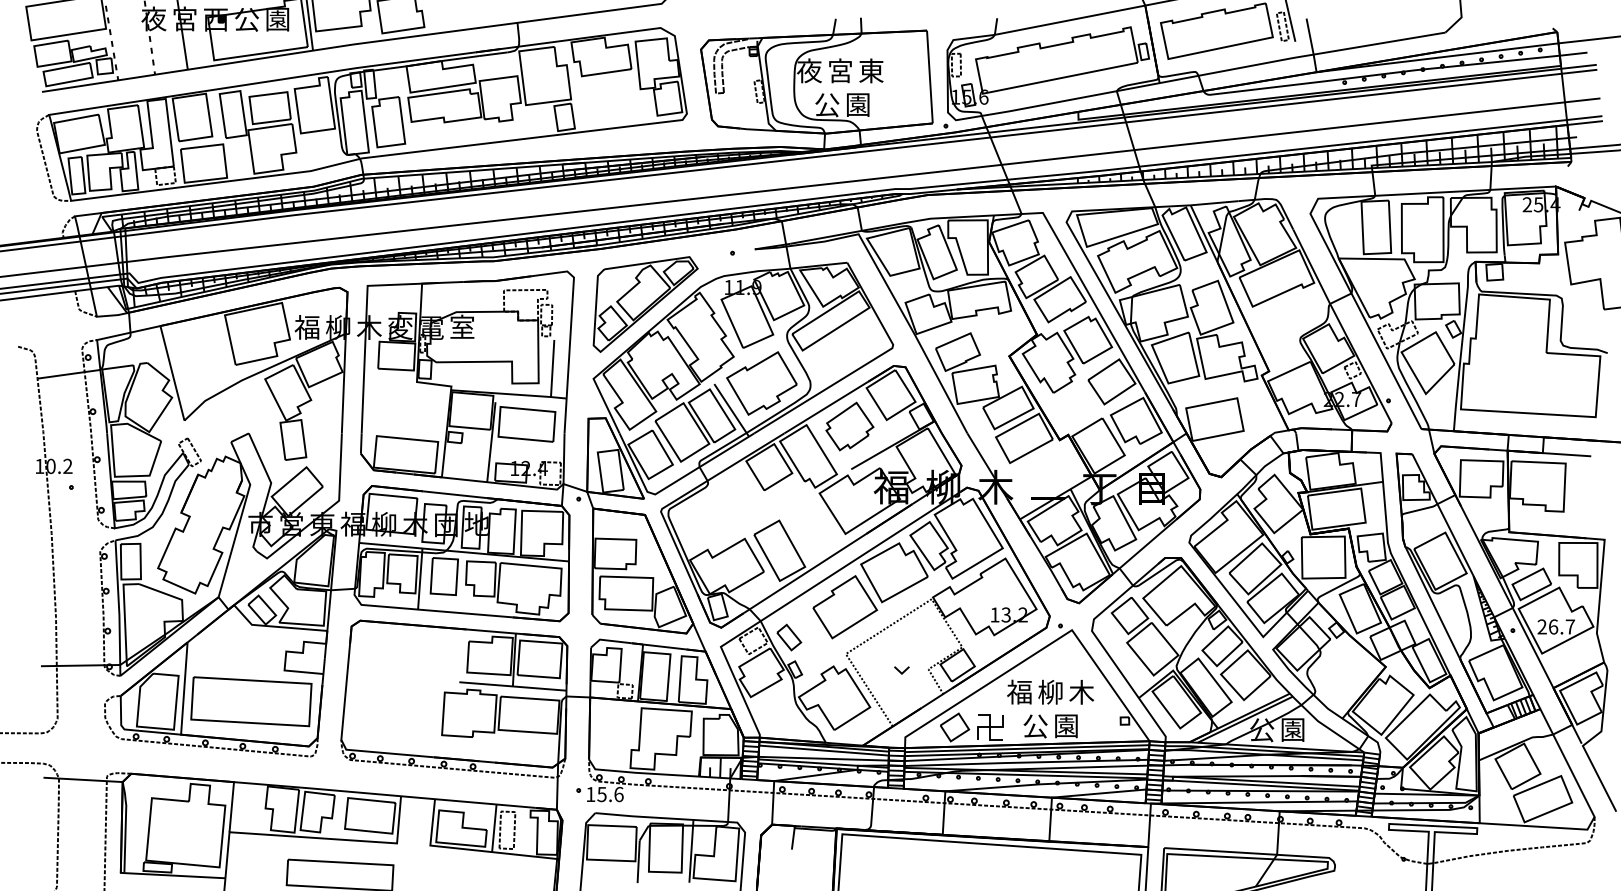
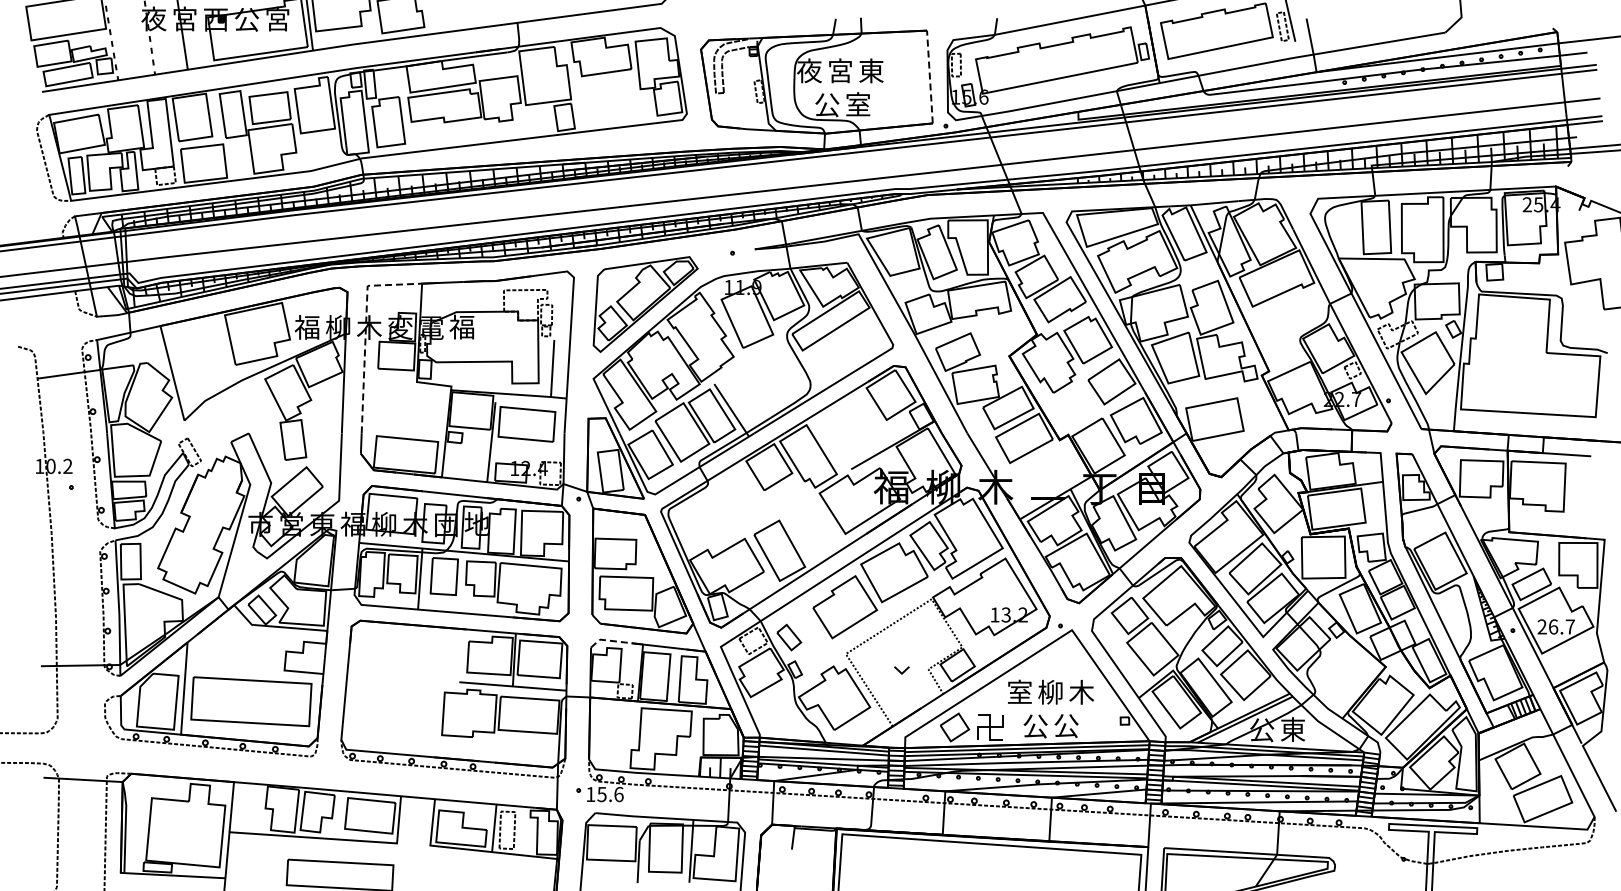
text: 園 -> 宮 (277, 18)
line: solid -> dashed (929, 76)
text: 園 -> 室 (858, 104)
text: 室 -> 福 (461, 326)
line: solid -> dashed (365, 331)
part: present -> none (761, 383)
part: present -> none (849, 426)
line: solid -> dashed (608, 640)
text: 福 -> 室 (1019, 691)
text: 園 -> 公 (1066, 726)
text: 園 -> 東 (1293, 729)
